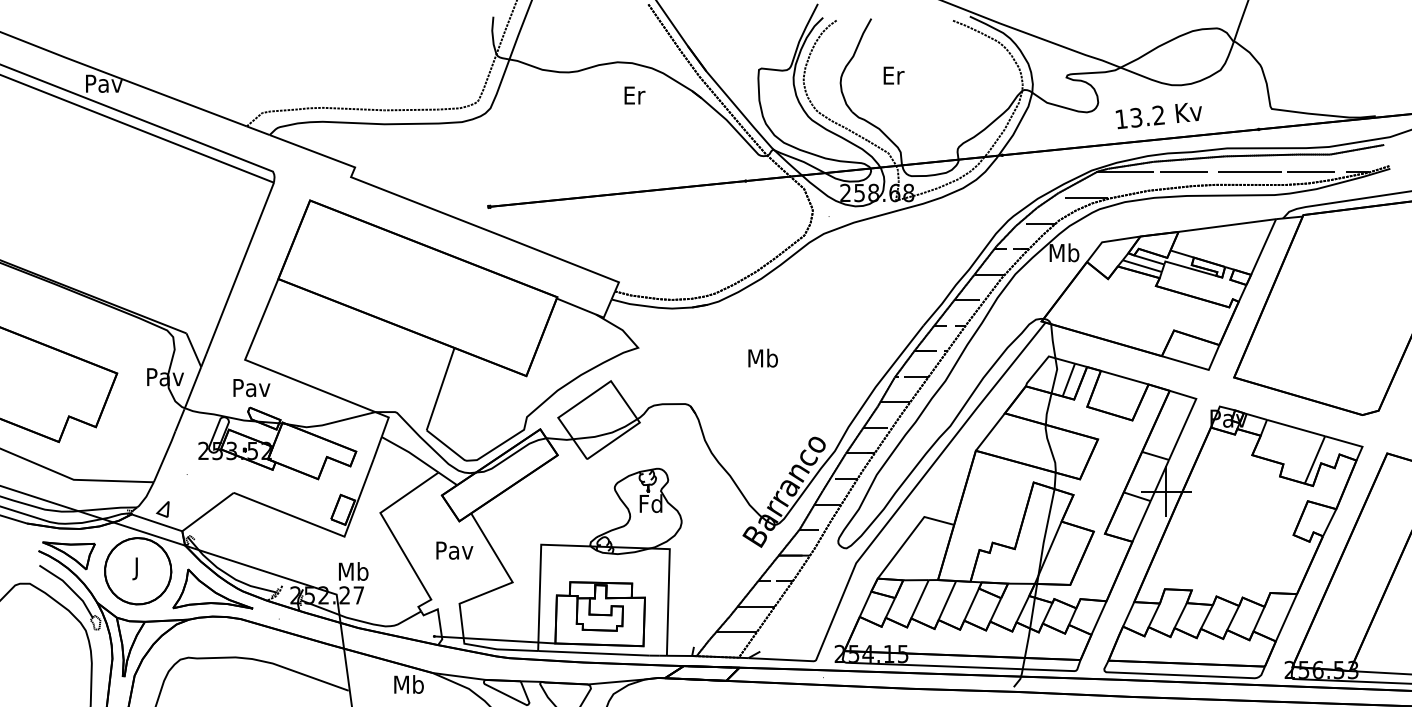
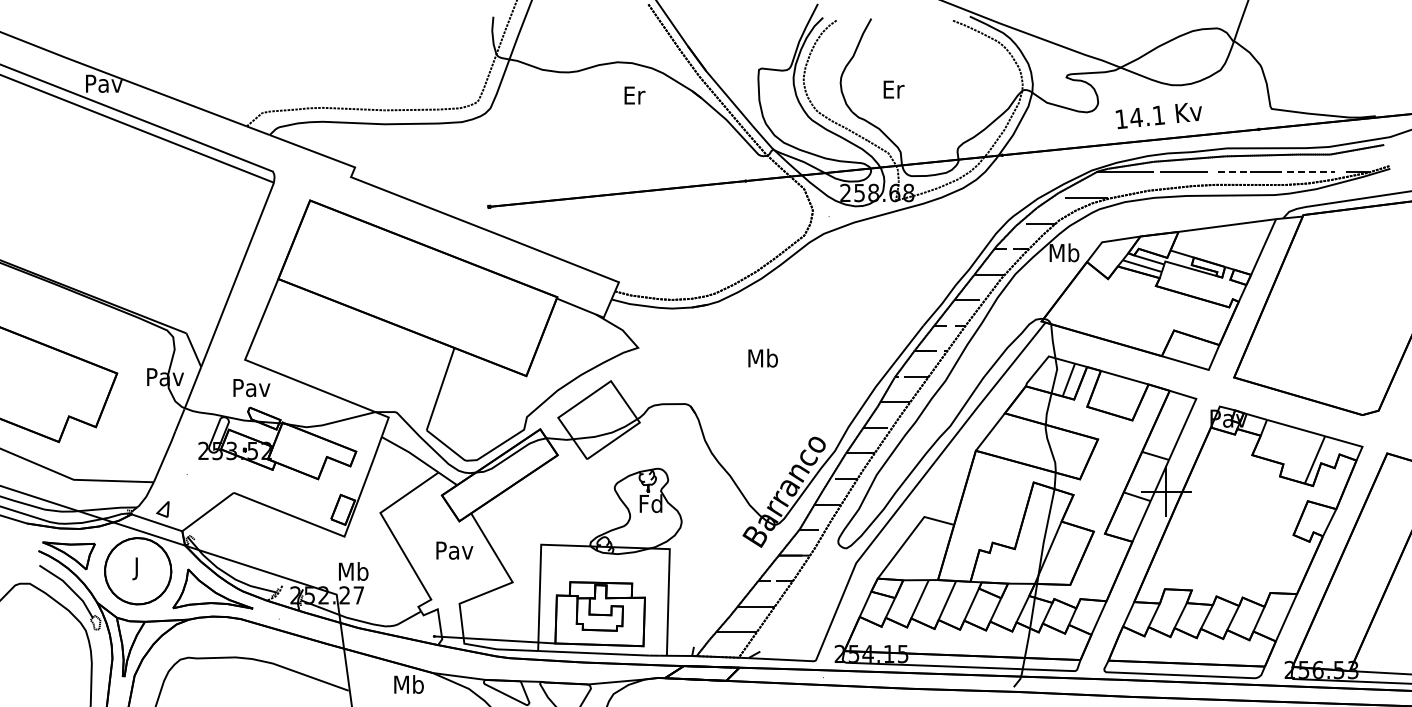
text position: (893, 75) -> (893, 89) (893, 89)
text: 13.2 -> 14.1 (1147, 116)
line: solid -> dashed (1234, 172)
line: solid -> dashed (1311, 172)
